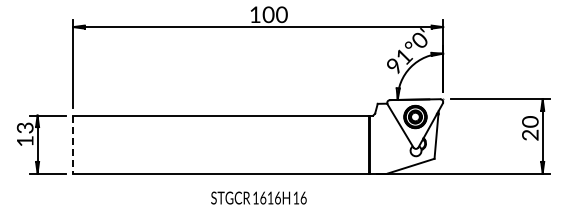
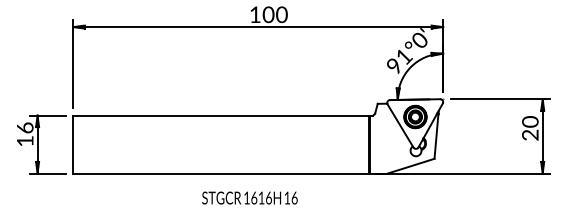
text: 13 -> 16 (24, 127)
line: dashed -> solid (73, 144)
text position: (258, 197) -> (249, 197) (249, 197)
